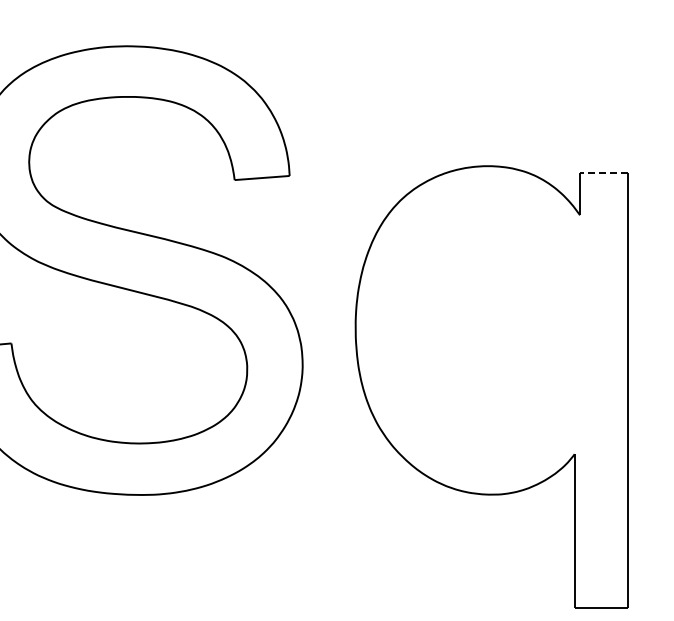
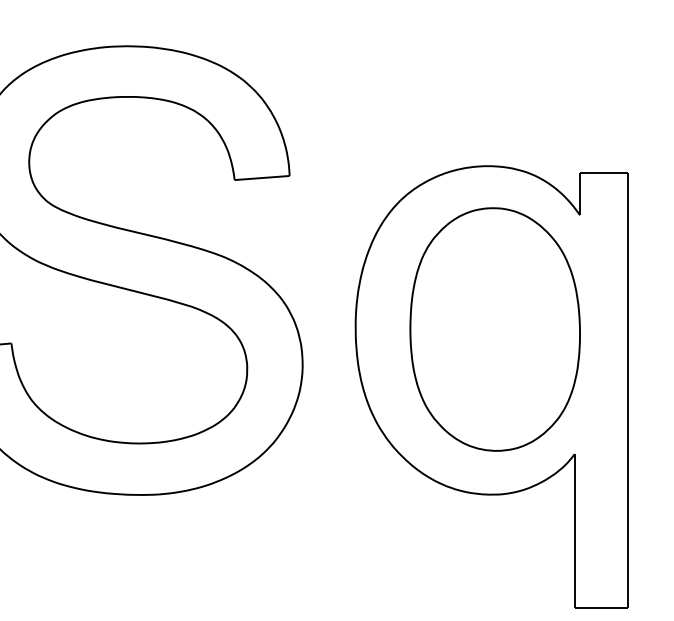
line: dashed -> solid (603, 173)
part: none -> present (494, 329)
